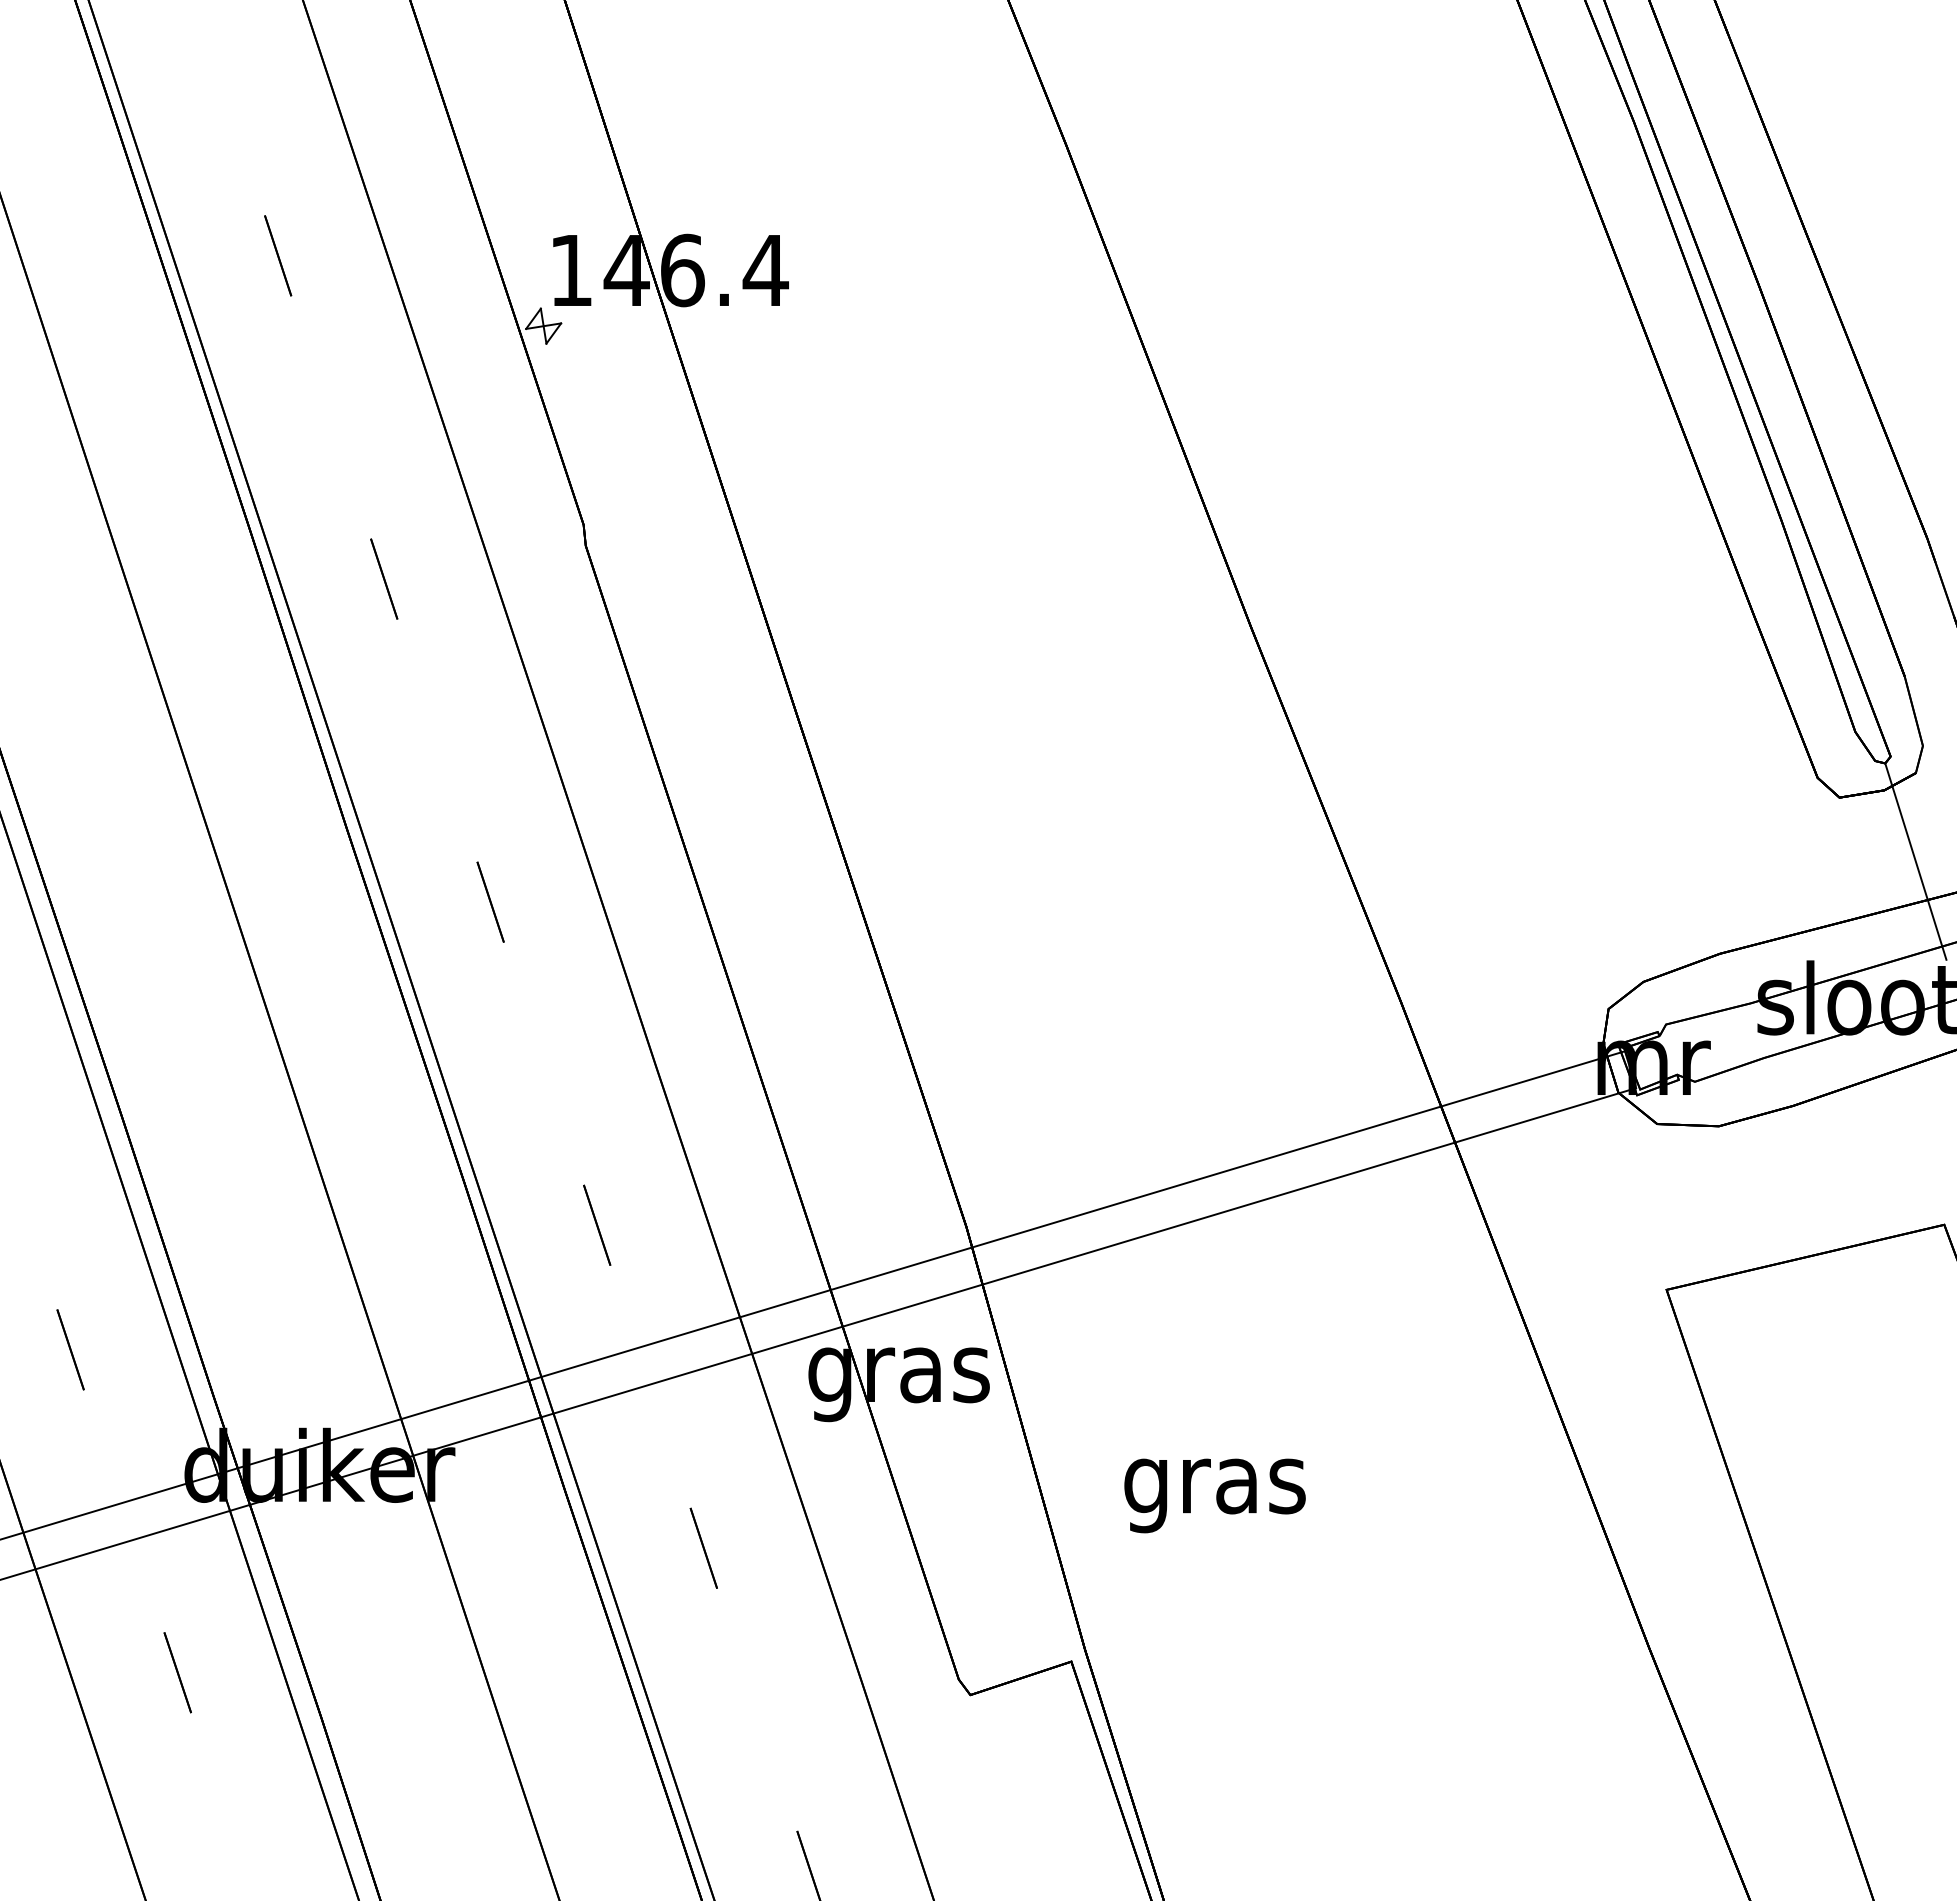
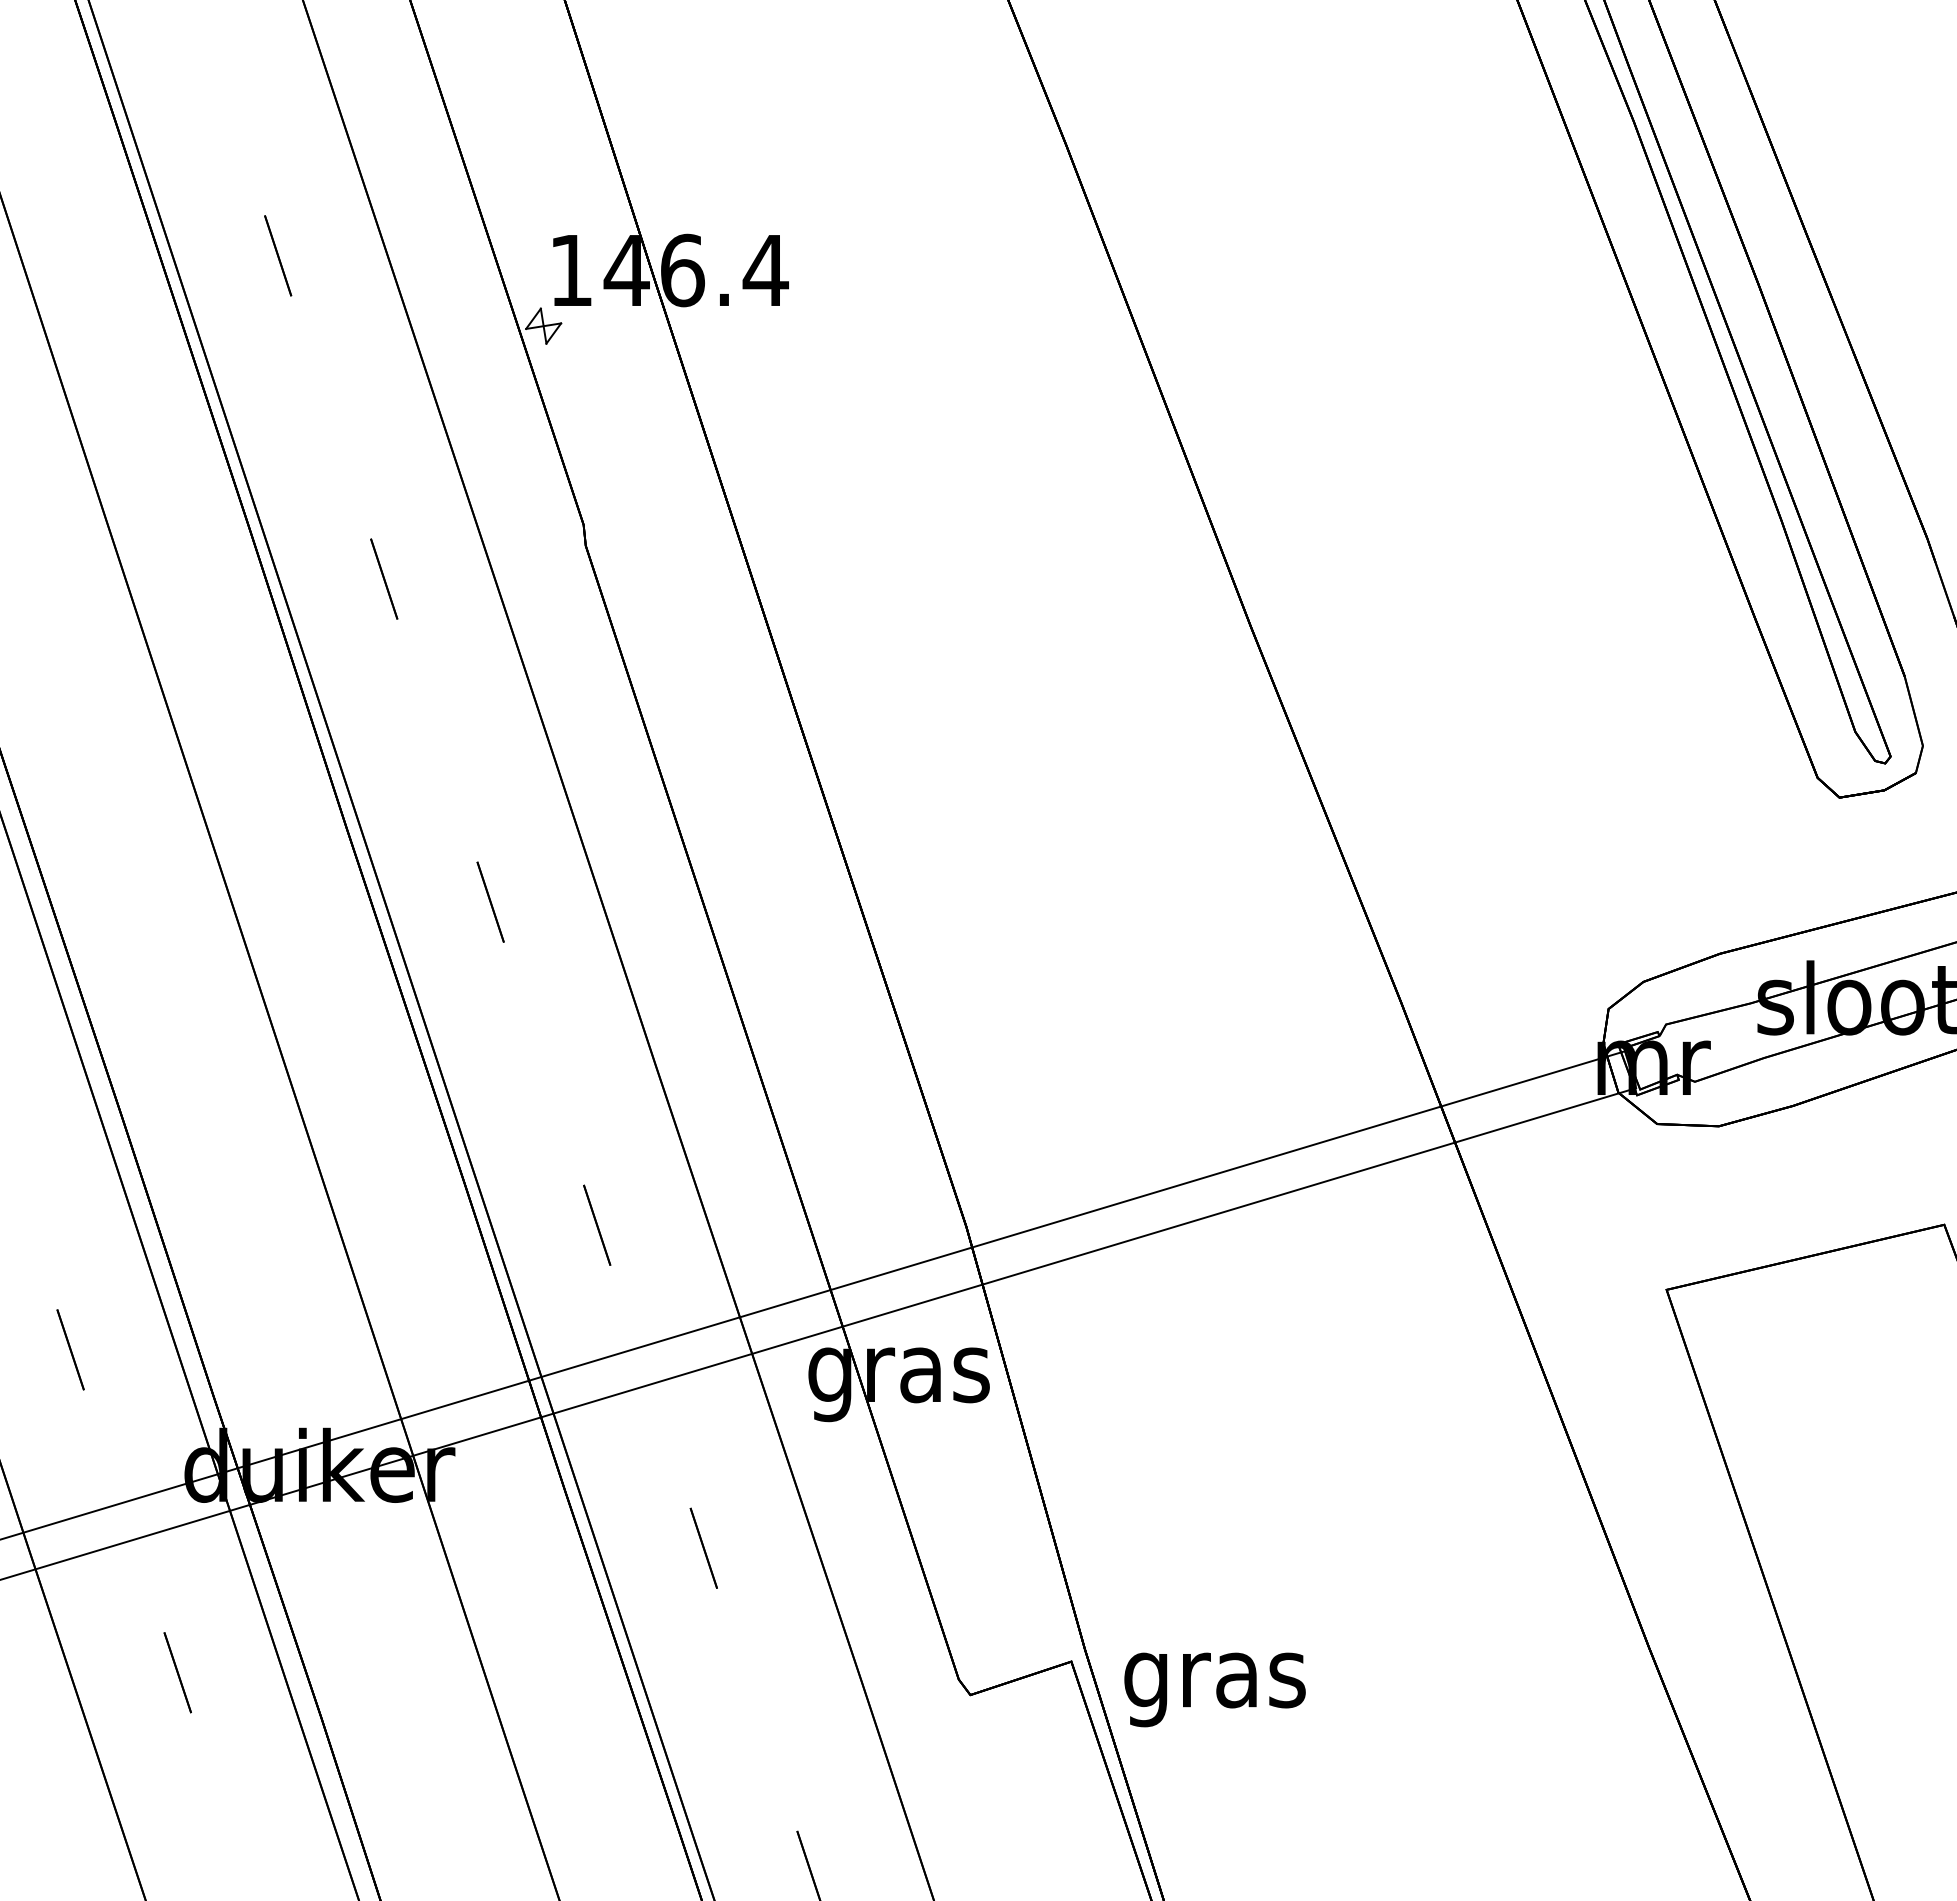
line: present -> none (1915, 861)
text position: (1214, 1495) -> (1214, 1689) (1214, 1689)
